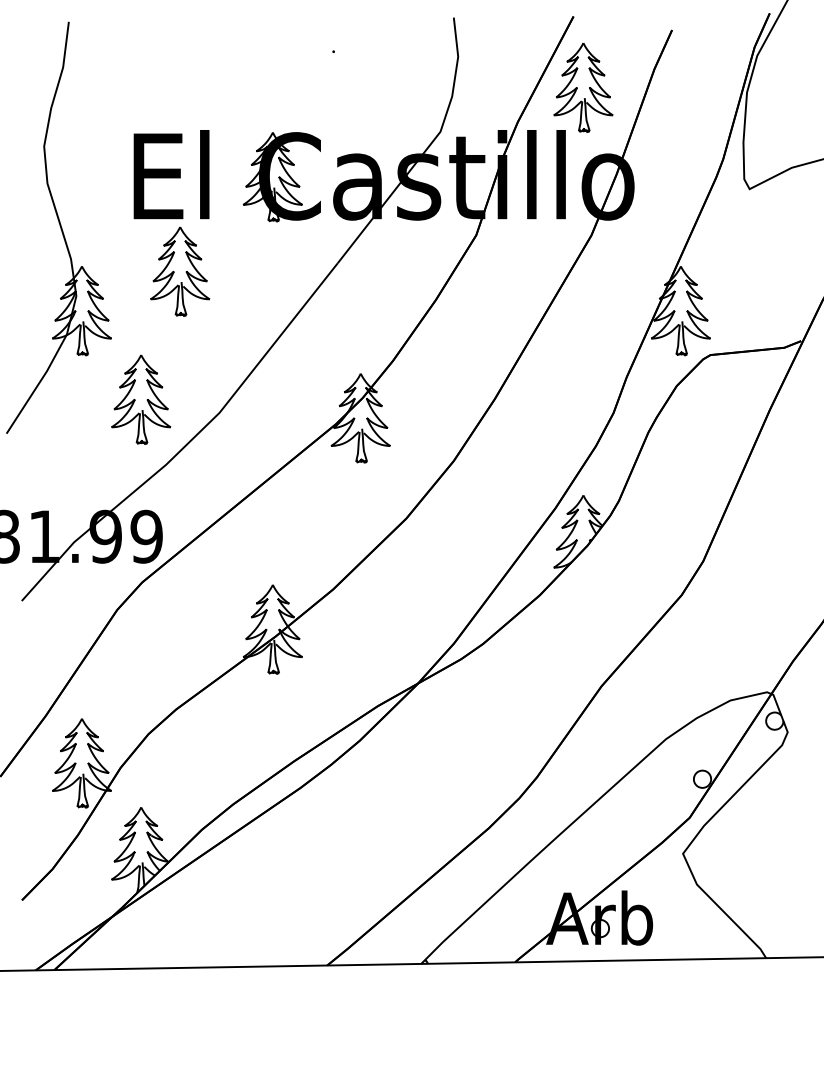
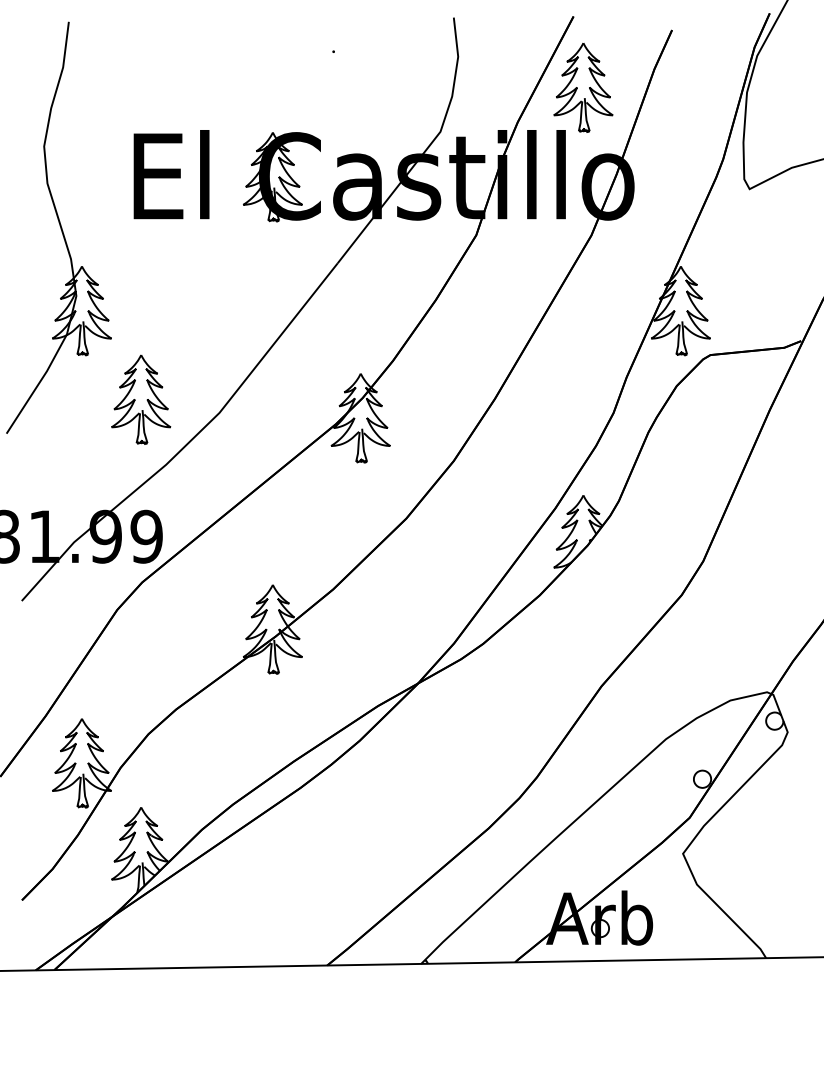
part: present -> none (180, 271)
